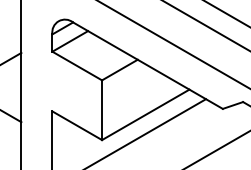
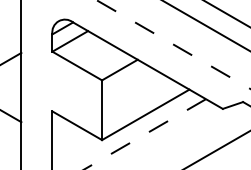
line: solid -> dashed (173, 44)
line: solid -> dashed (144, 134)
